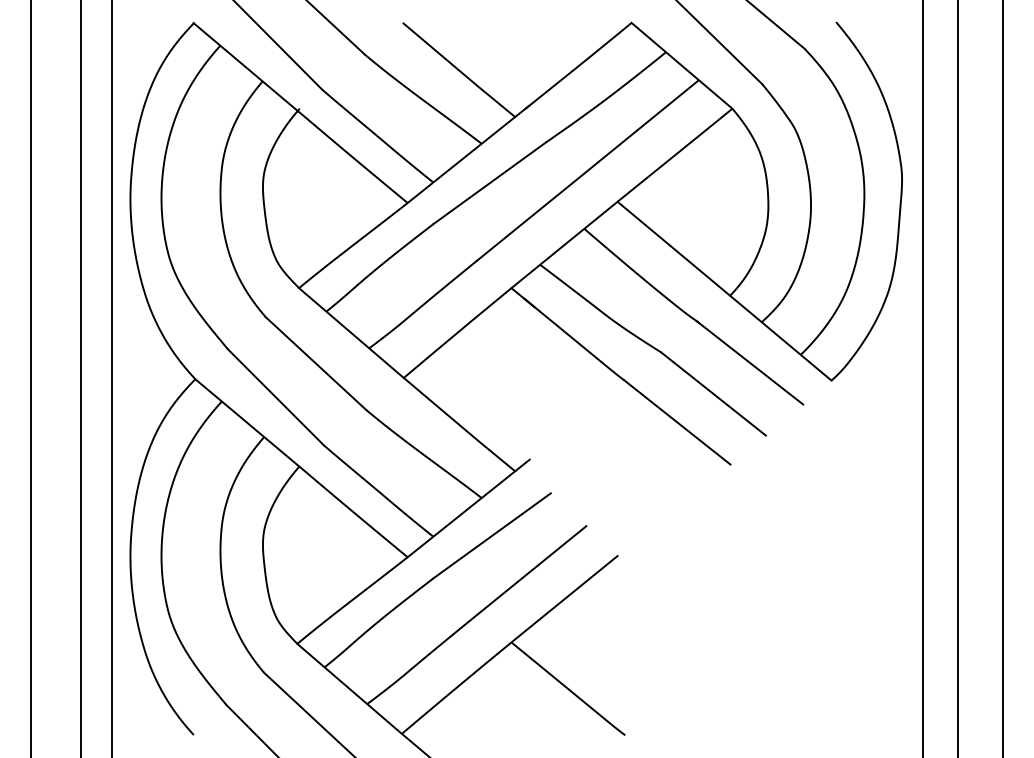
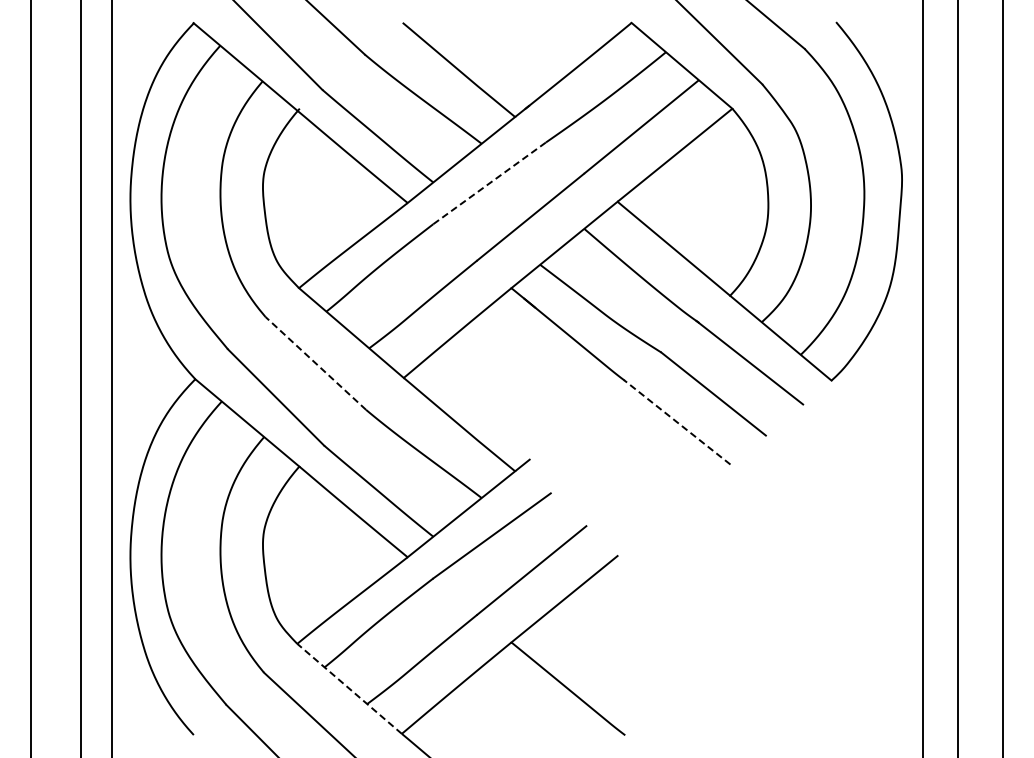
line: solid -> dashed (489, 183)
line: solid -> dashed (315, 363)
line: solid -> dashed (677, 422)
line: solid -> dashed (349, 688)
